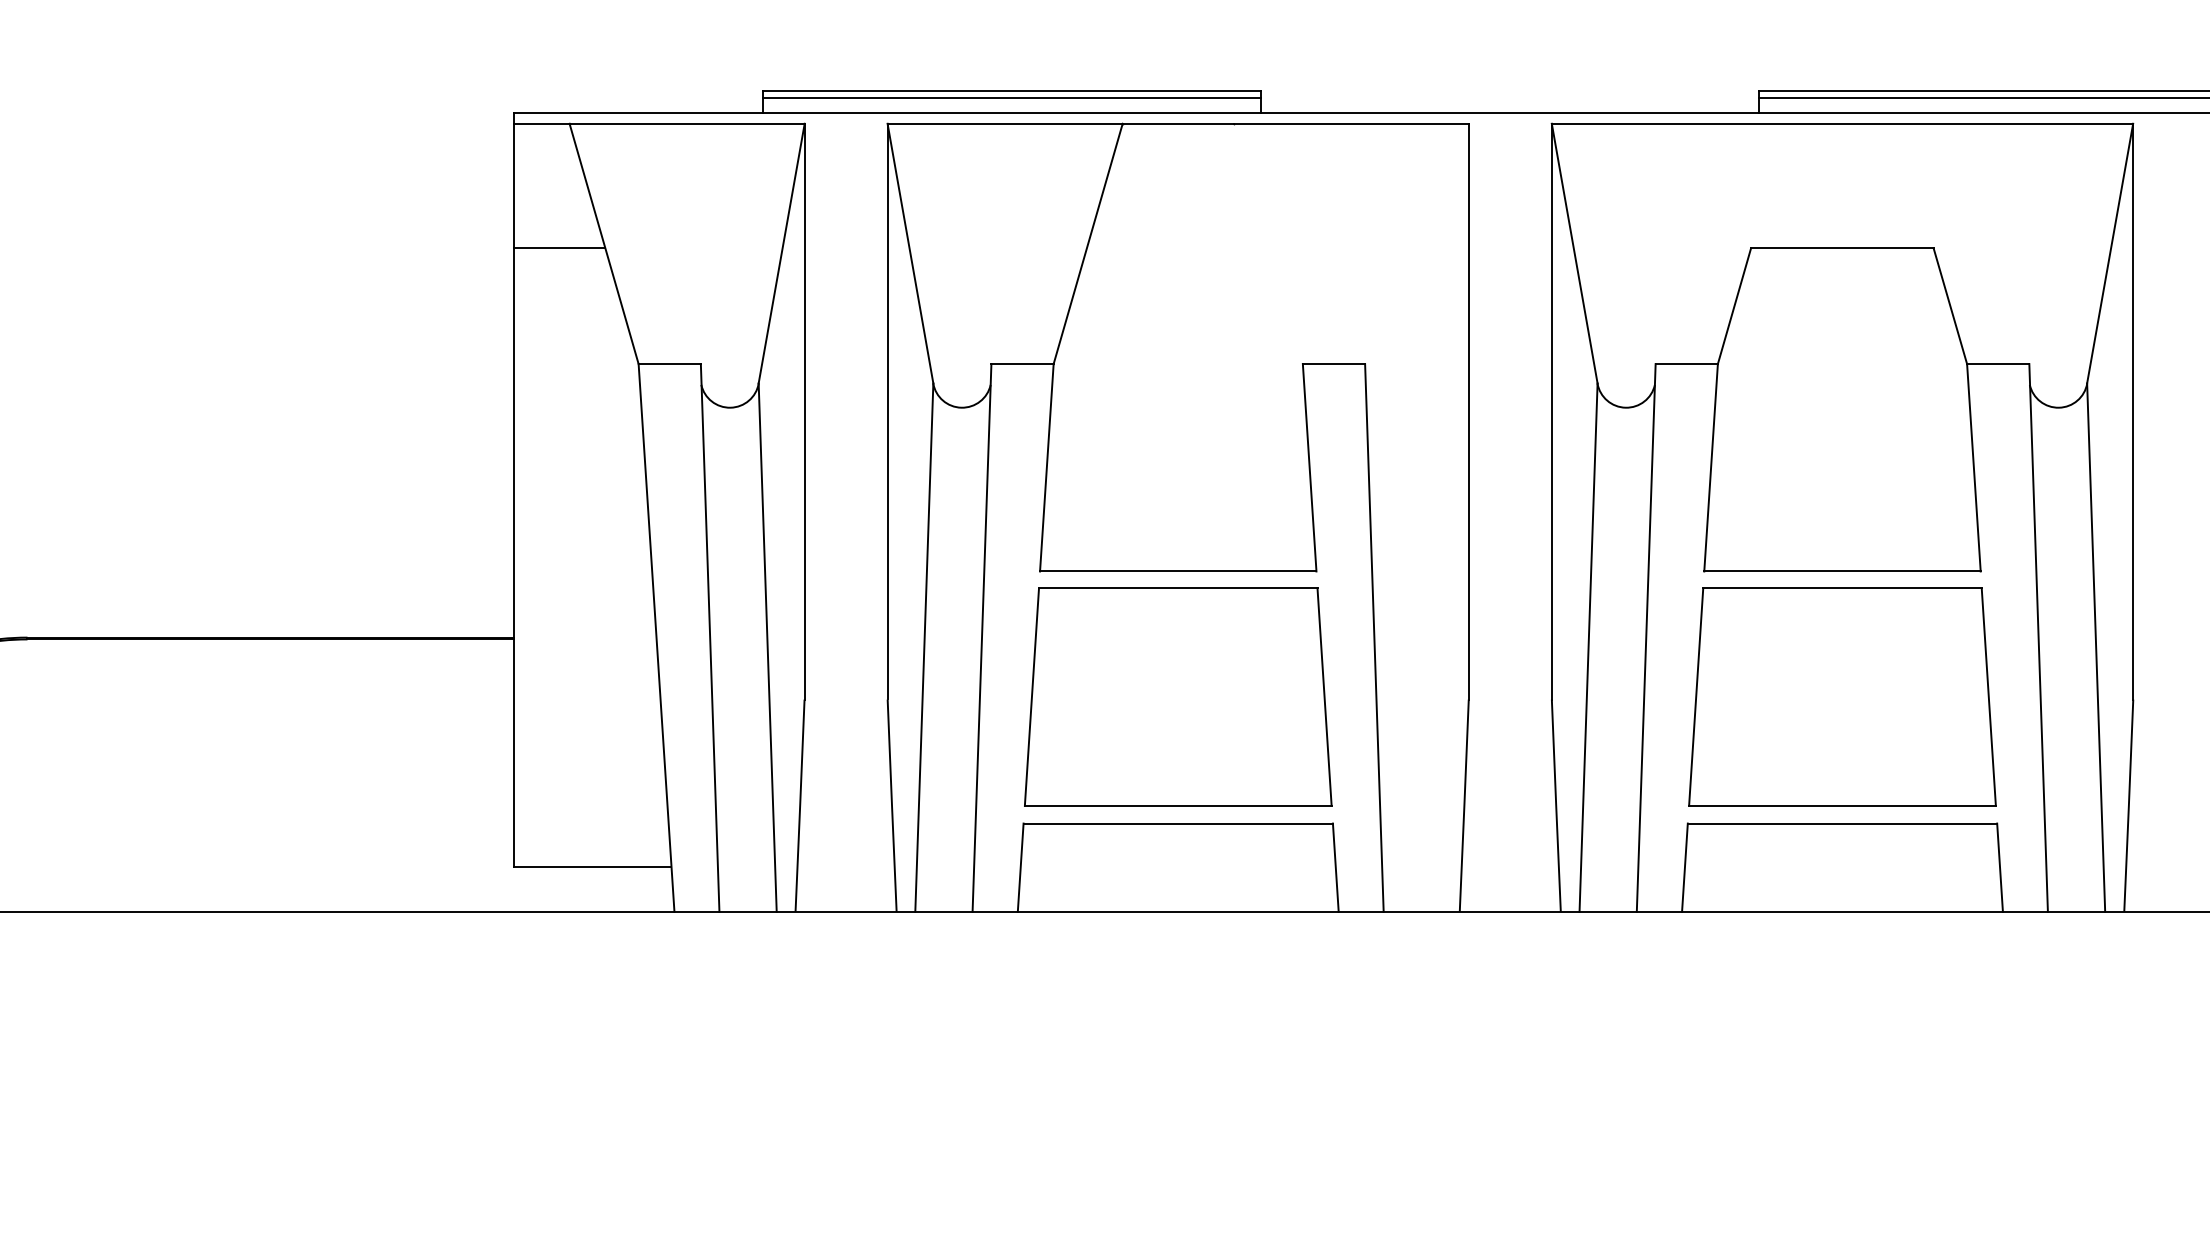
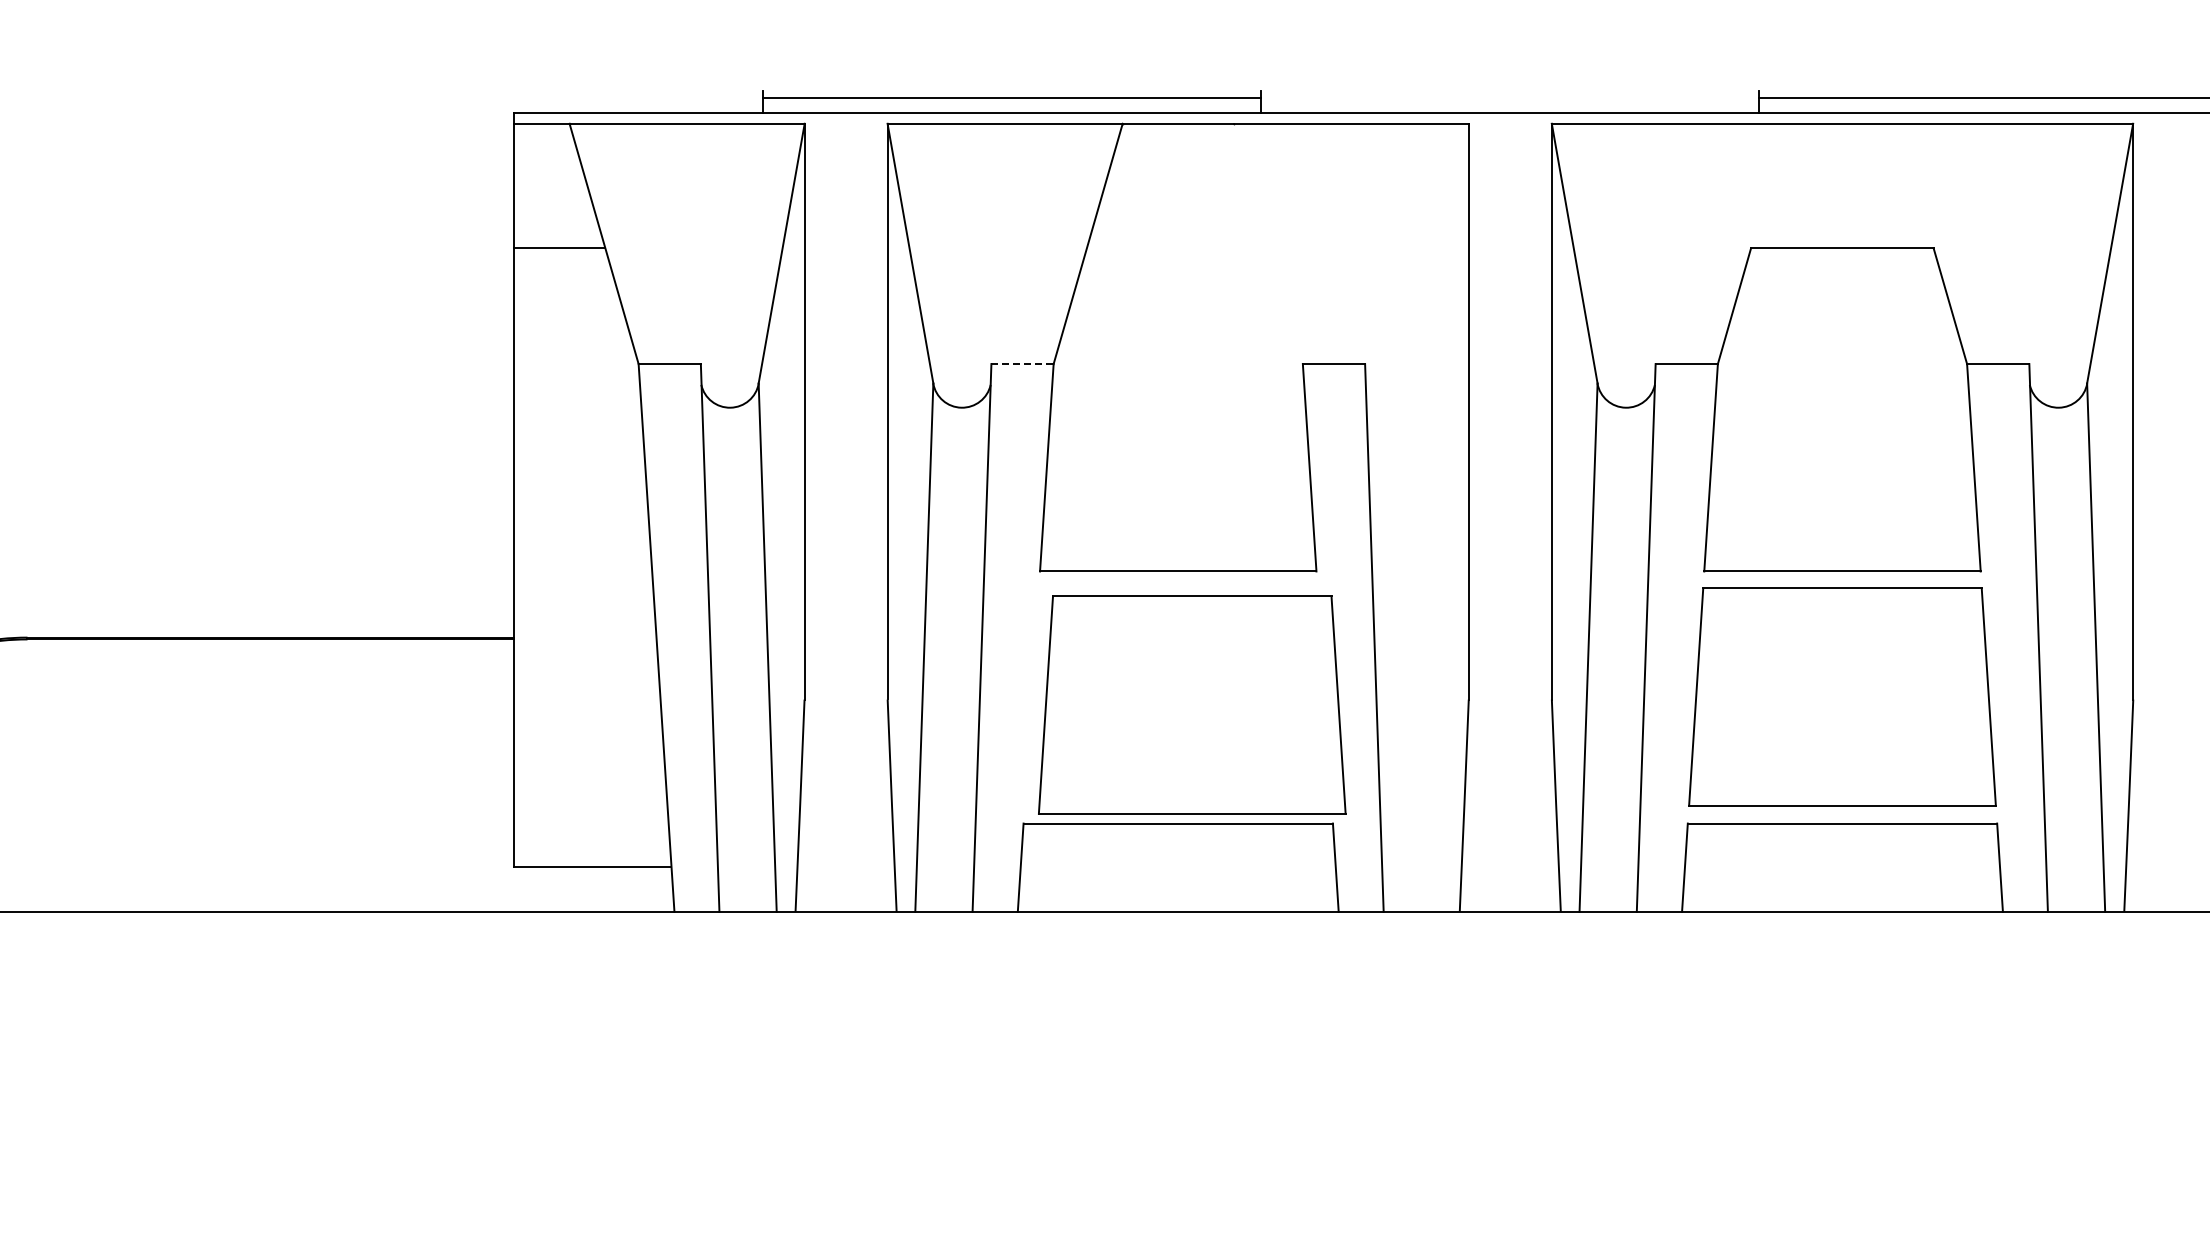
line: present -> none (1012, 91)
line: present -> none (1982, 91)
line: solid -> dashed (1023, 364)
part position: (1178, 696) -> (1192, 704) (1192, 704)
